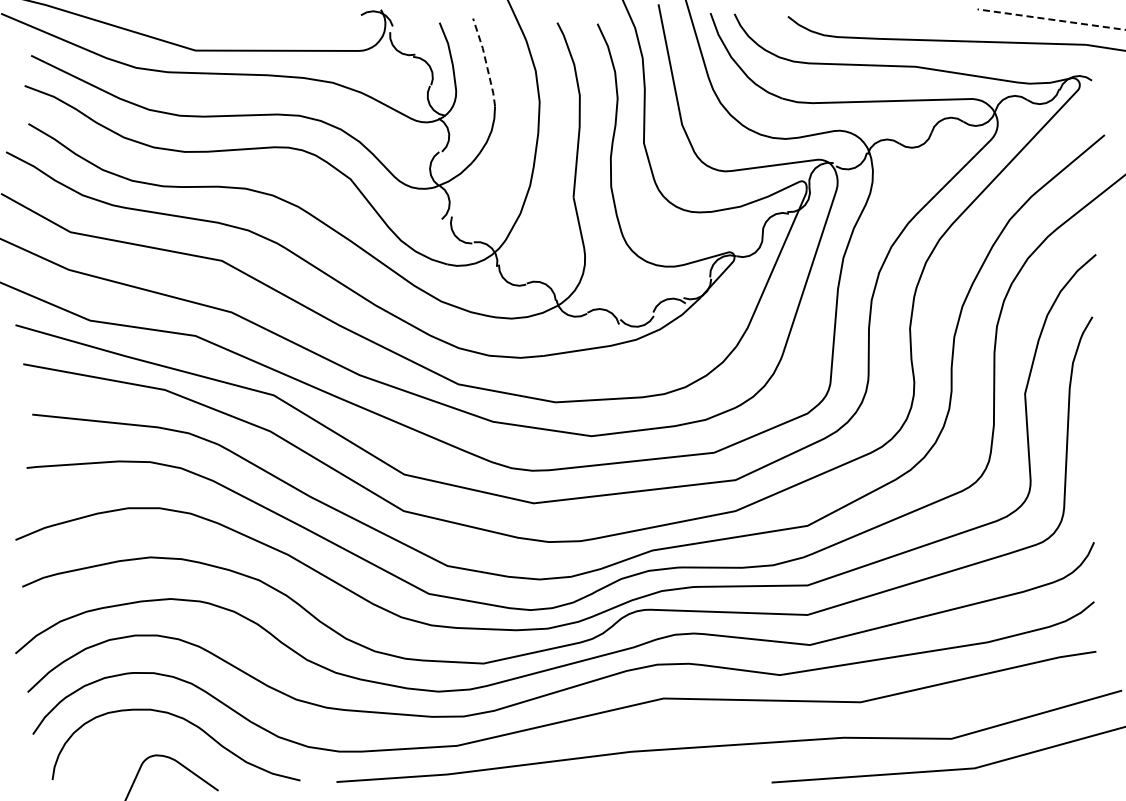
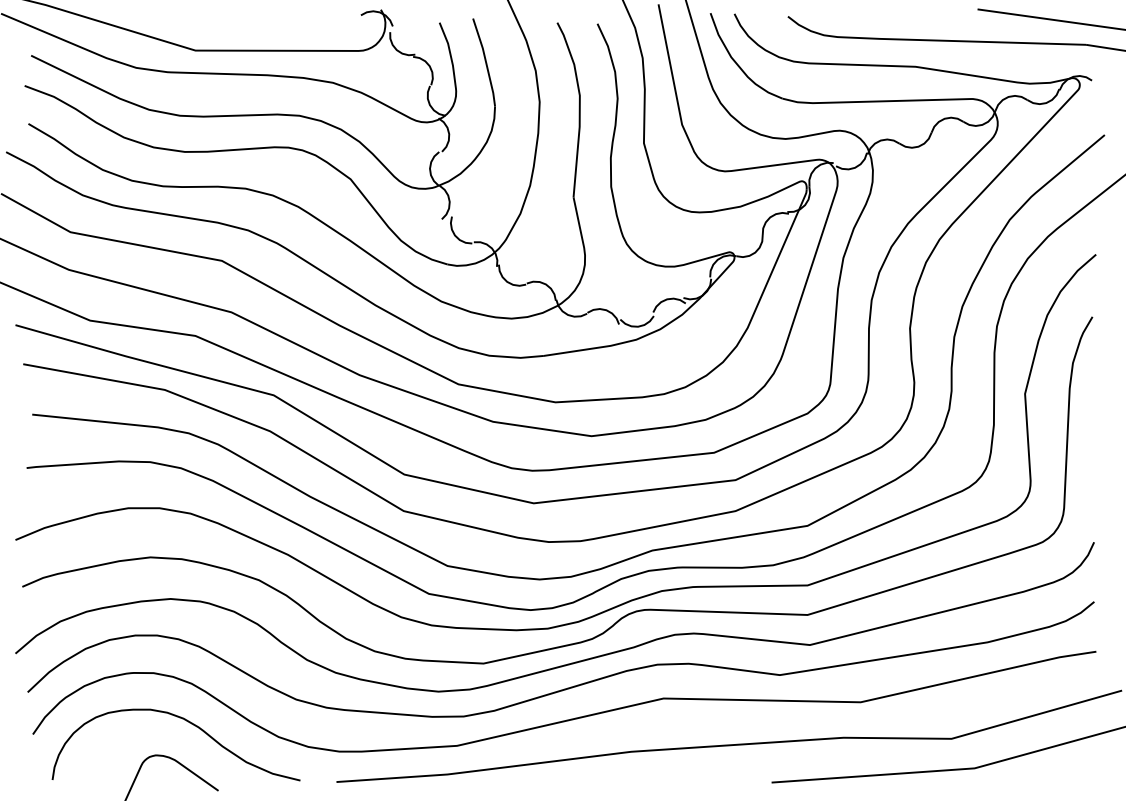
line: dashed -> solid (1051, 19)
line: dashed -> solid (486, 62)
